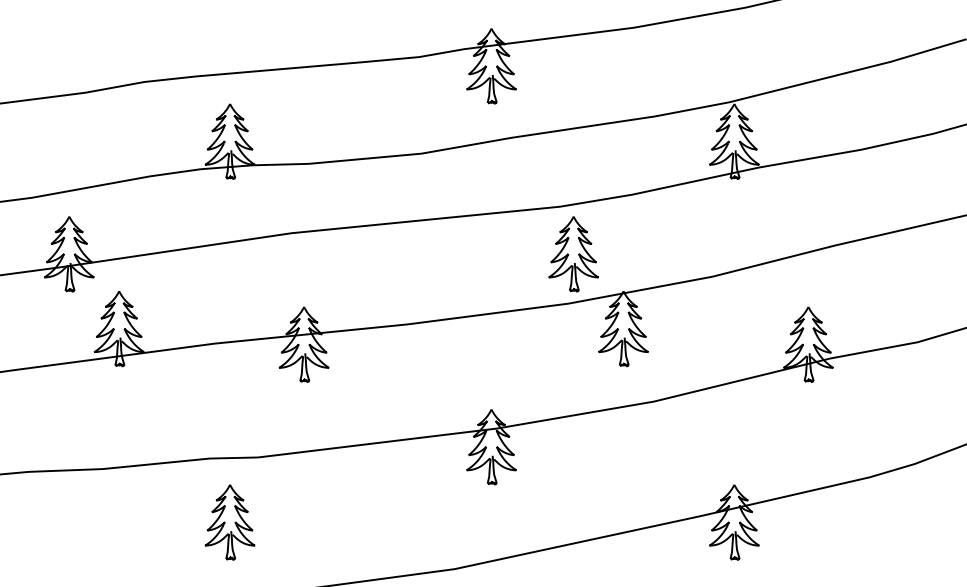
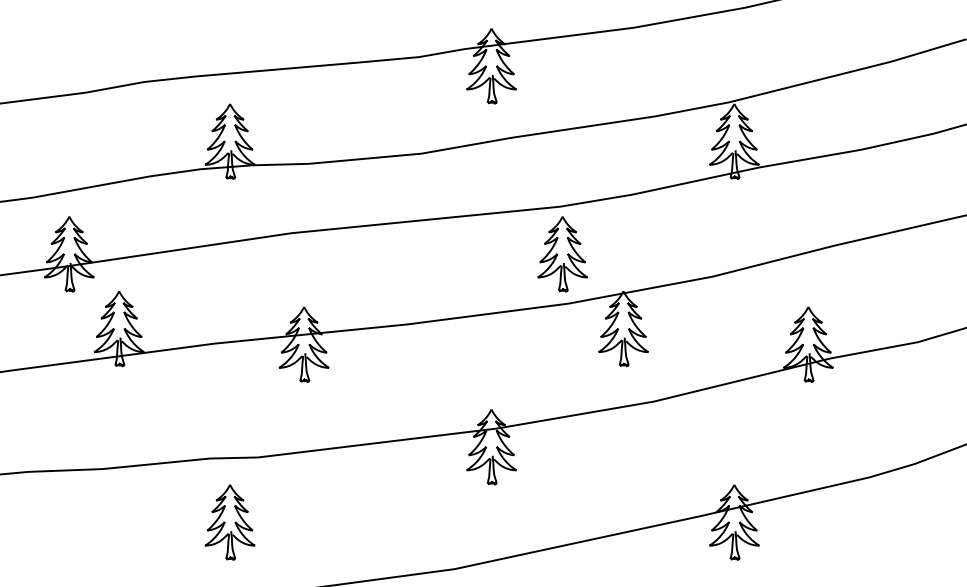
part position: (573, 254) -> (562, 254) (562, 254)
